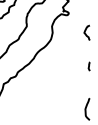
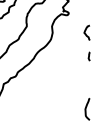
curve position: (88, 66) -> (88, 56) (88, 56)
